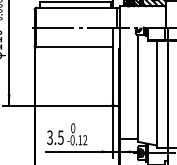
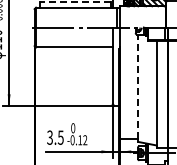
line: solid -> dashed (75, 2)
line: solid -> dashed (138, 86)
